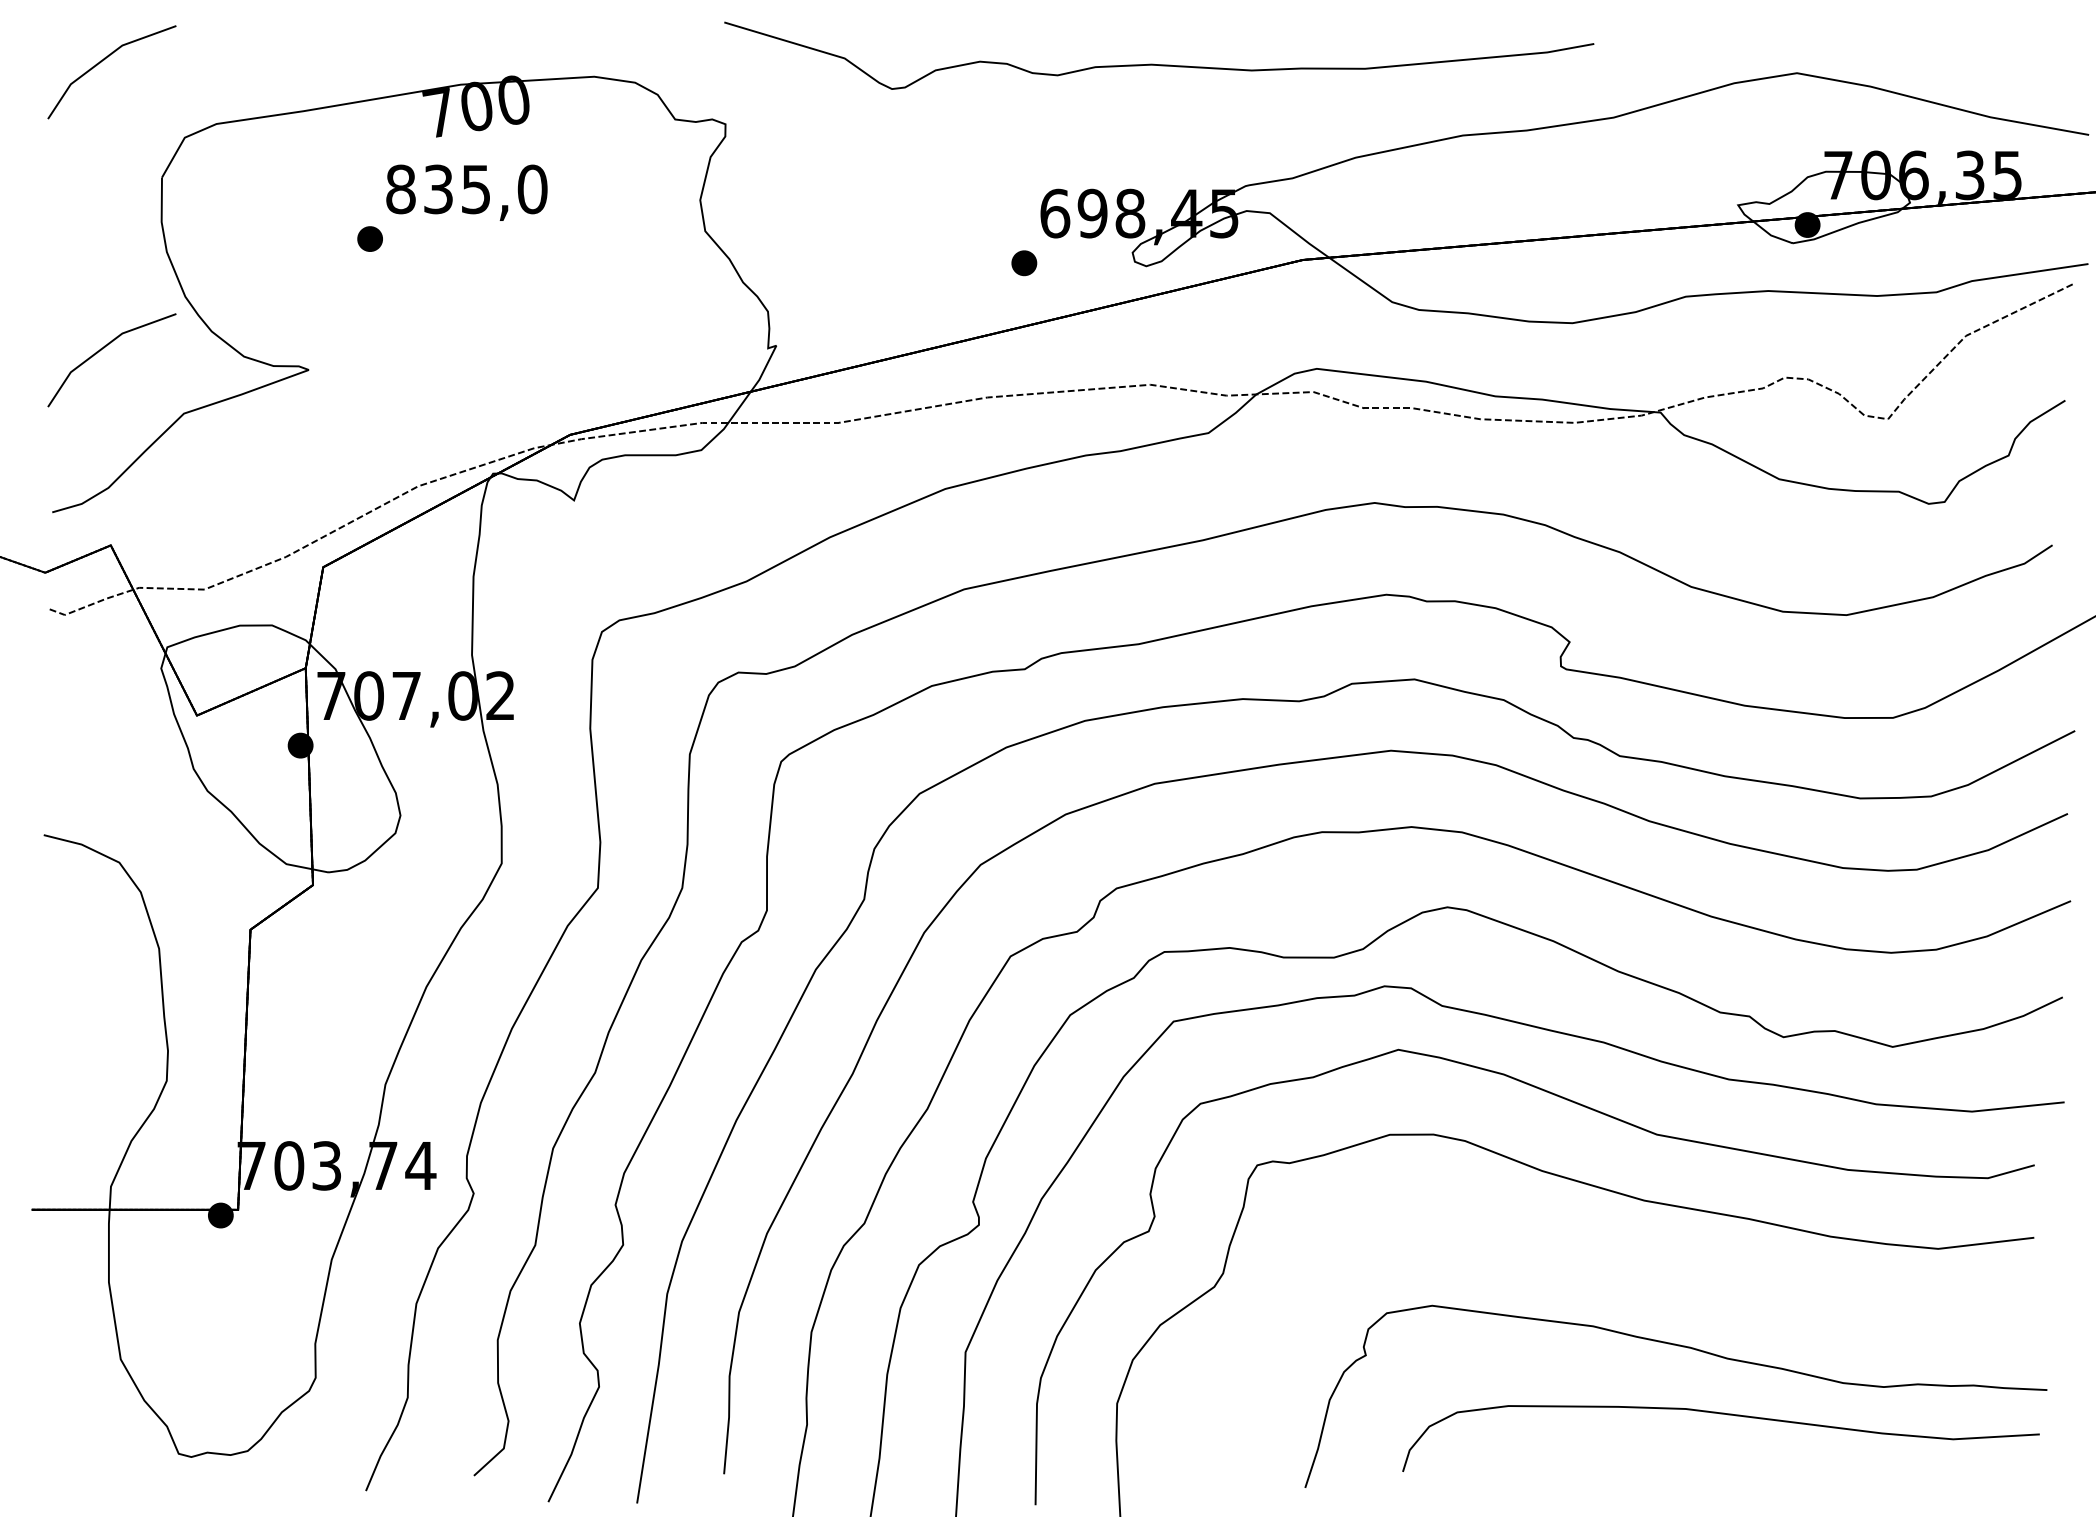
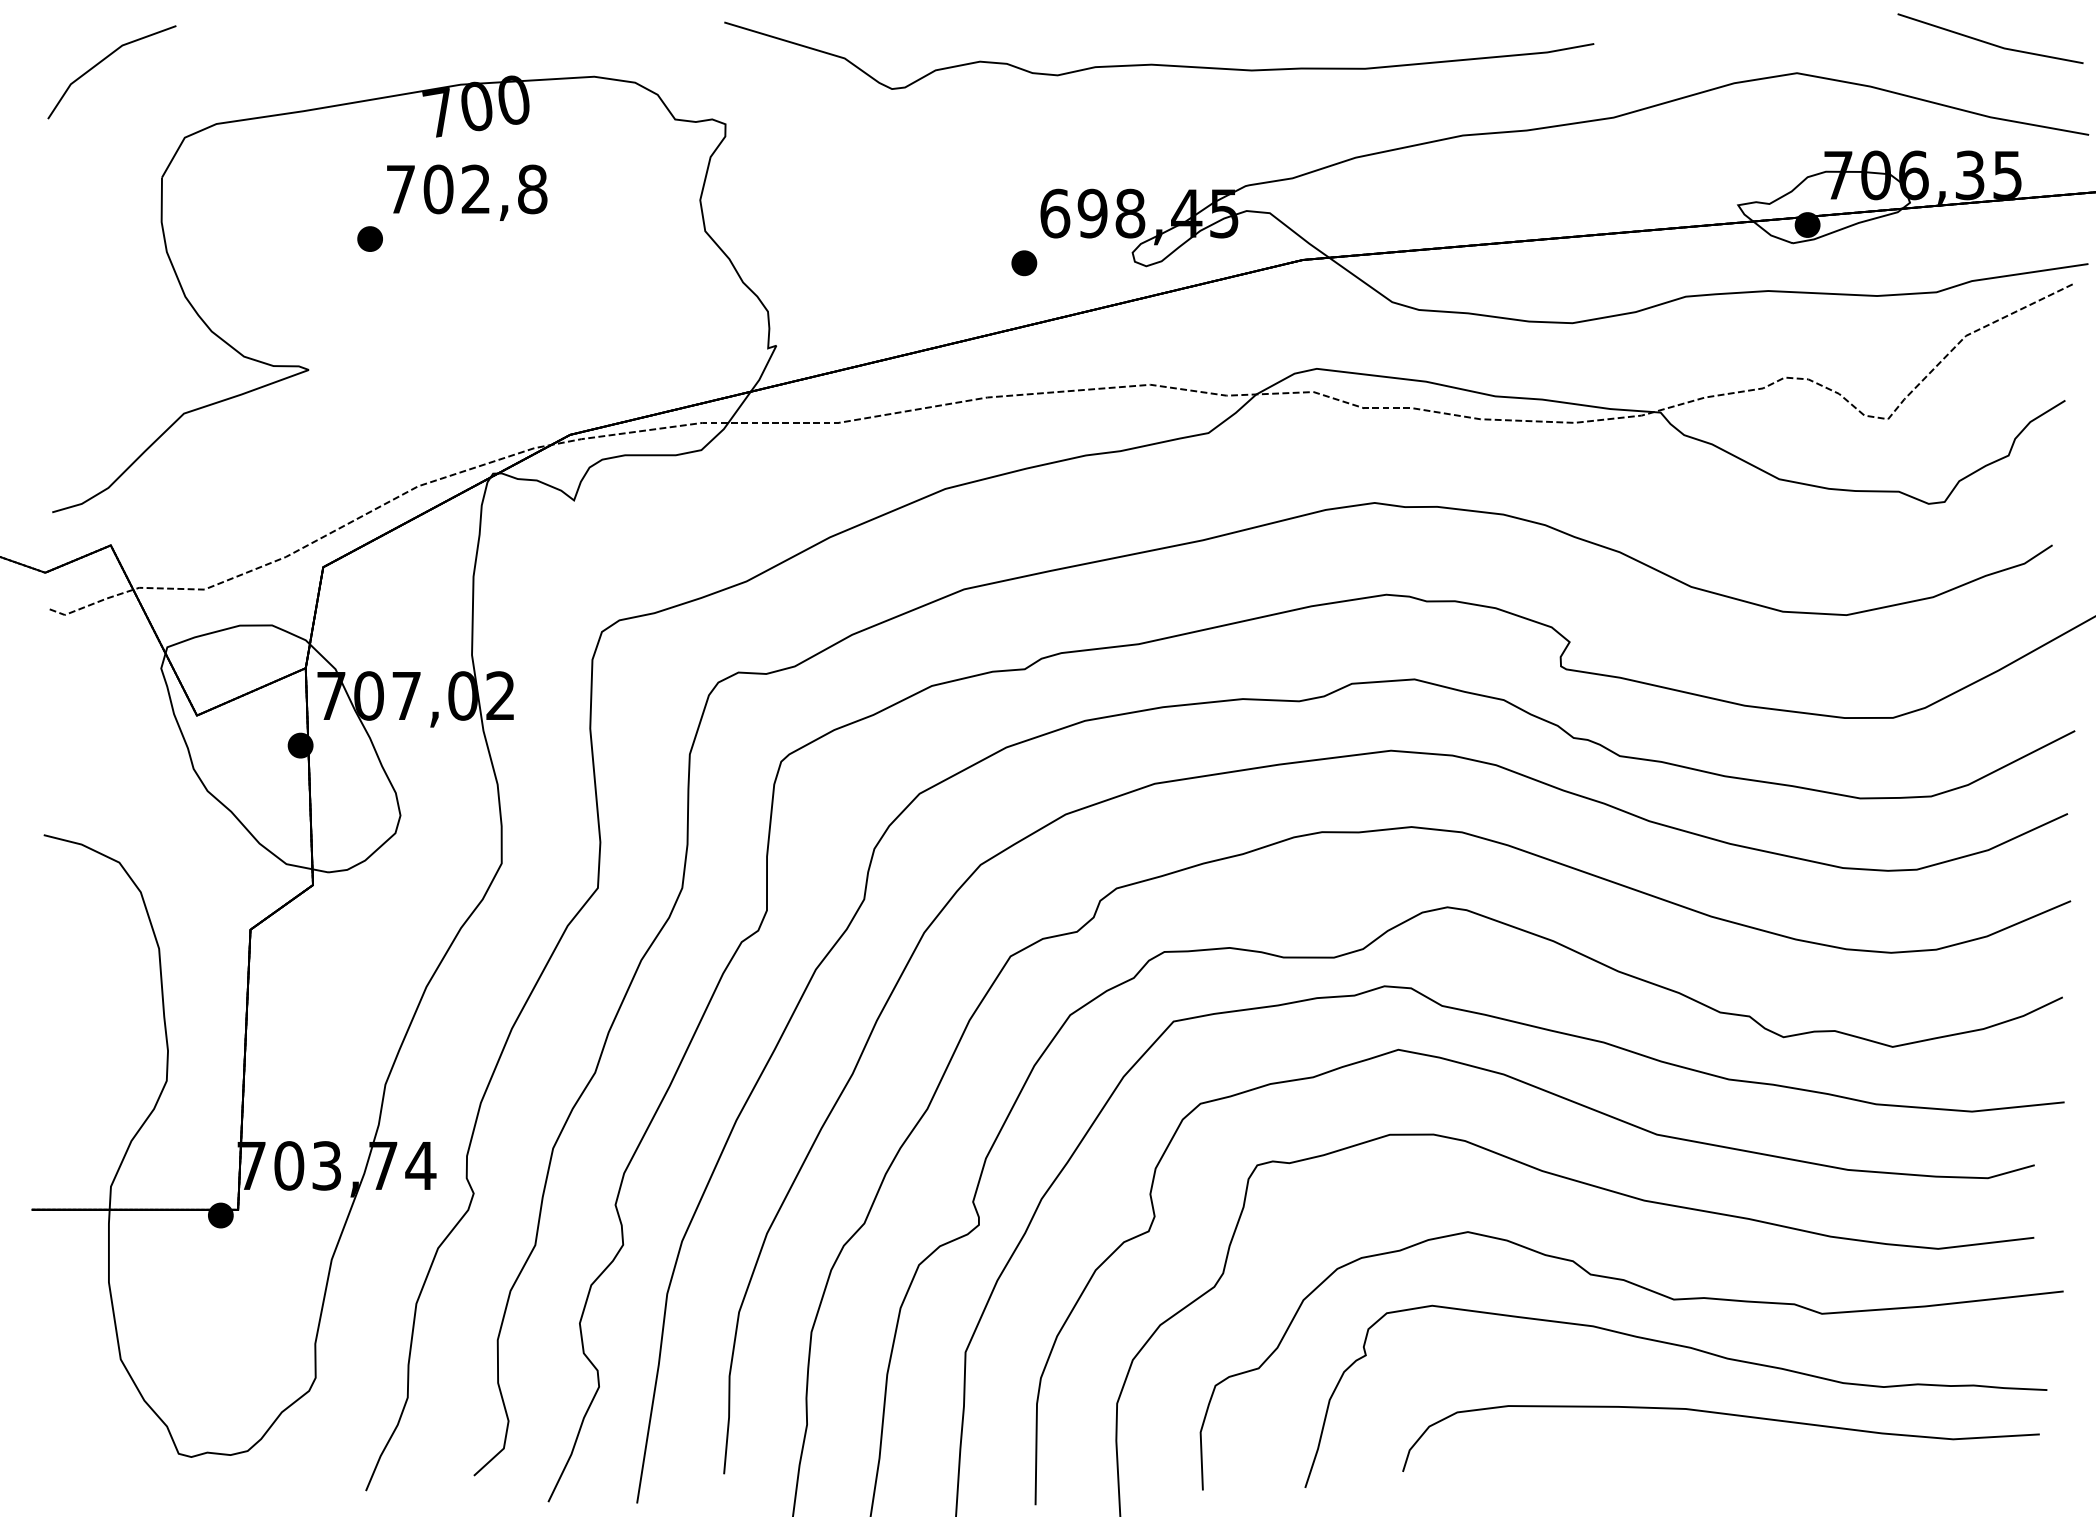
line: none -> present (1989, 42)
text: 835,0 -> 702,8 (466, 189)
line: present -> none (104, 348)
part: none -> present (1657, 1294)
